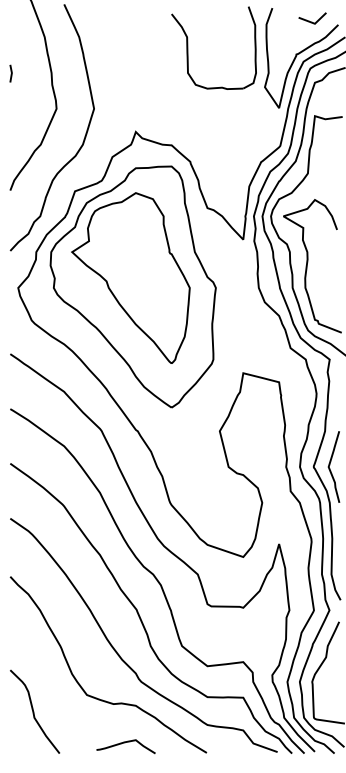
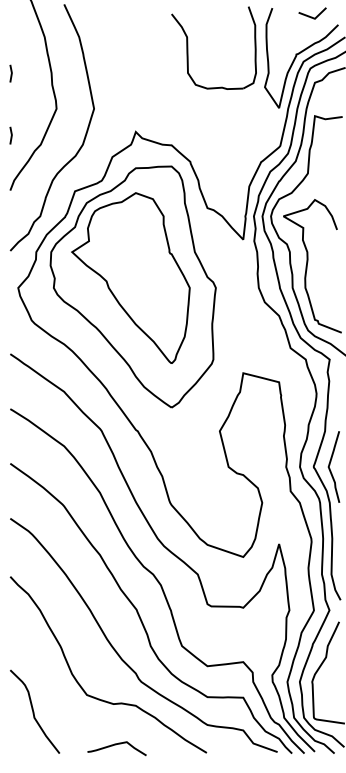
line position: (312, 21) -> (312, 16) (312, 16)
line: none -> present (10, 134)
curve position: (125, 743) -> (116, 745) (116, 745)
